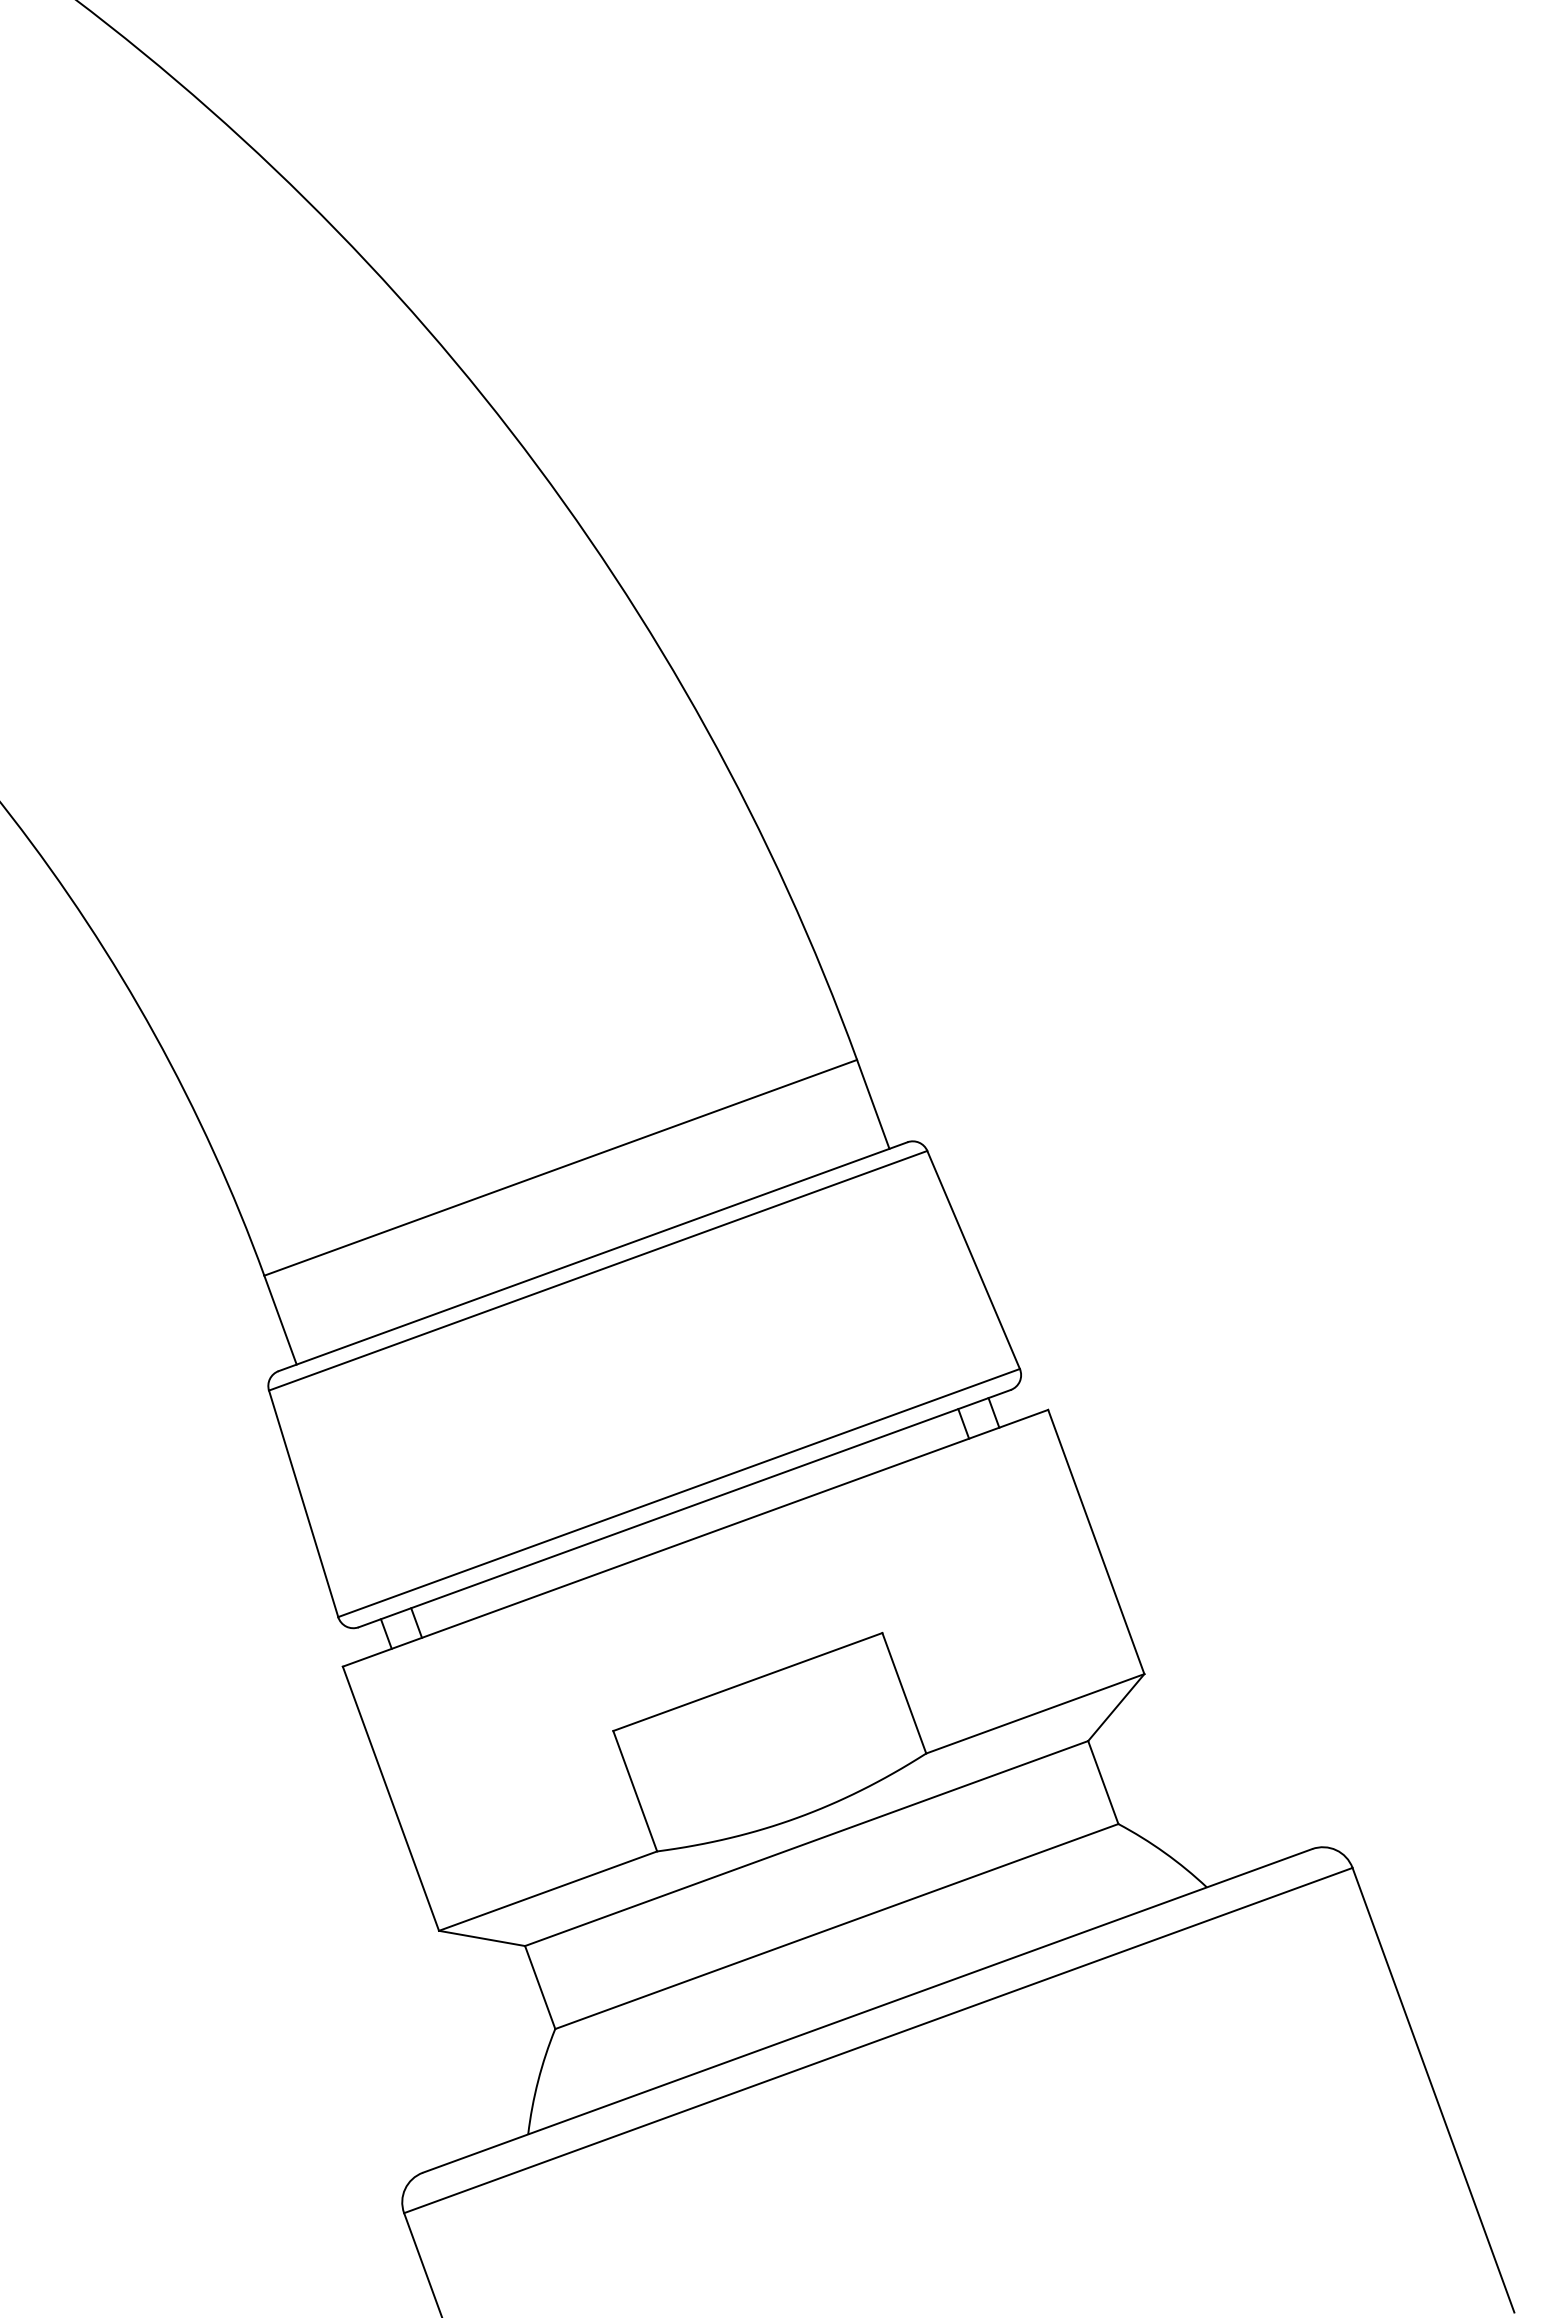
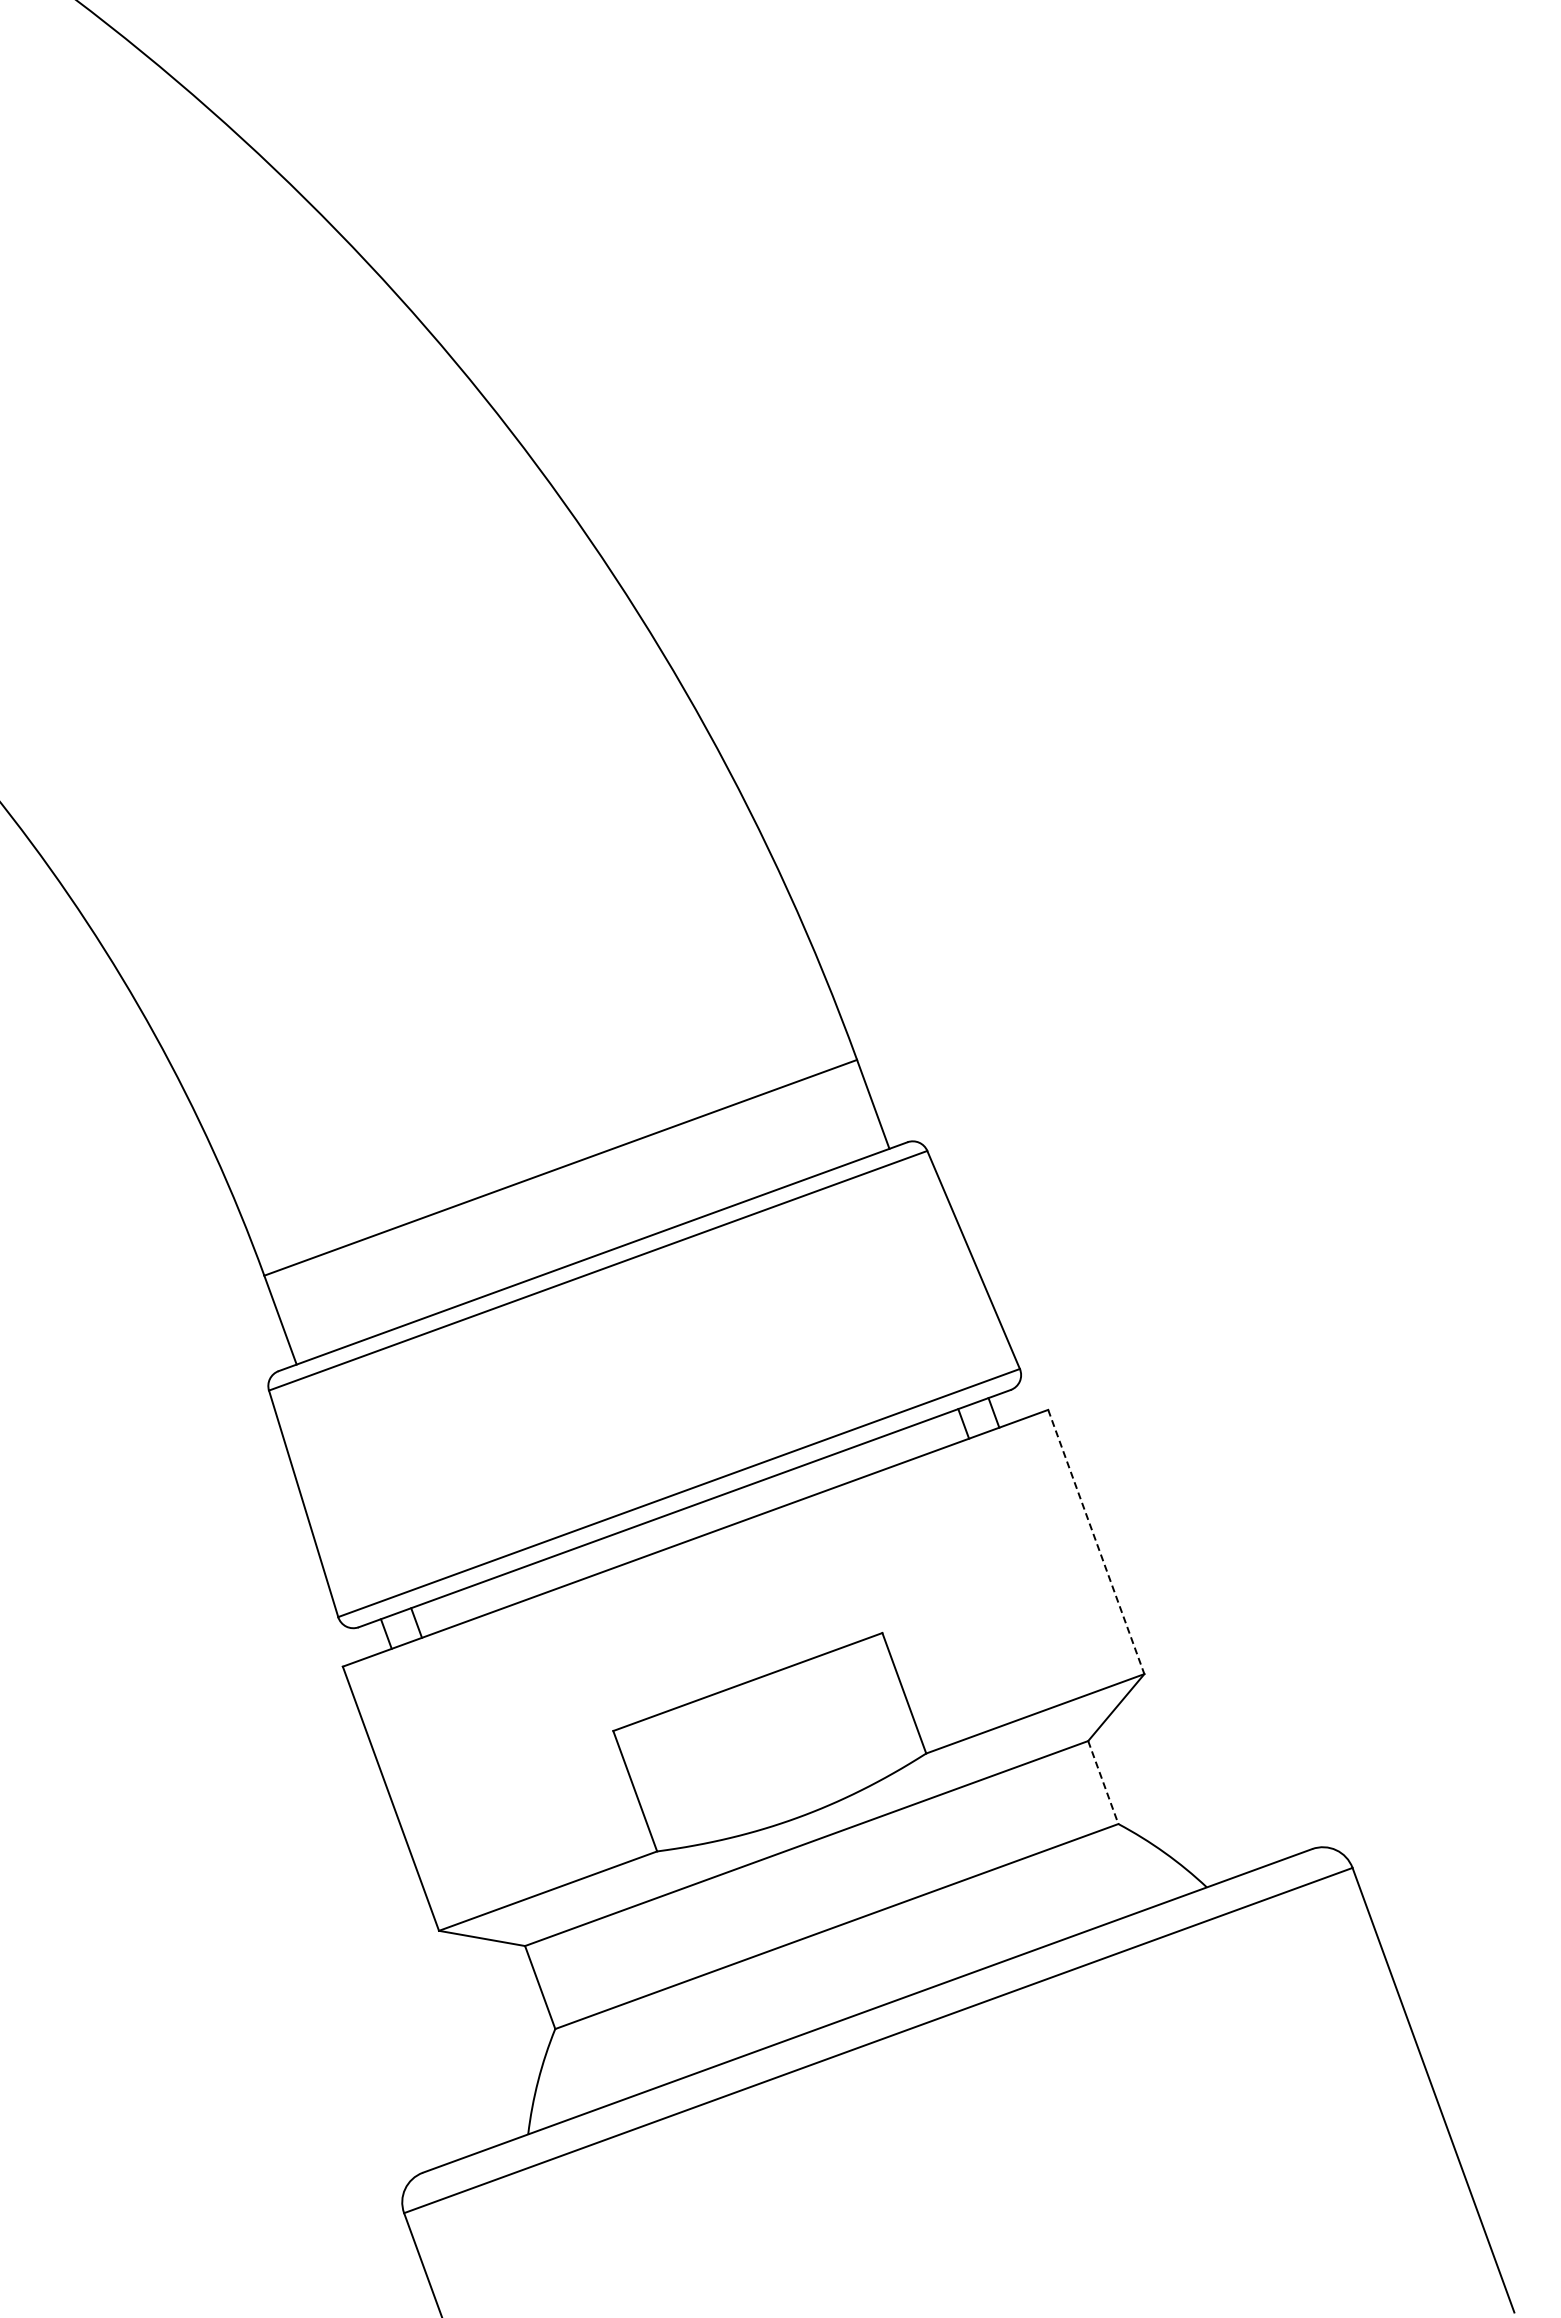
line: solid -> dashed (1096, 1542)
line: solid -> dashed (1103, 1783)
